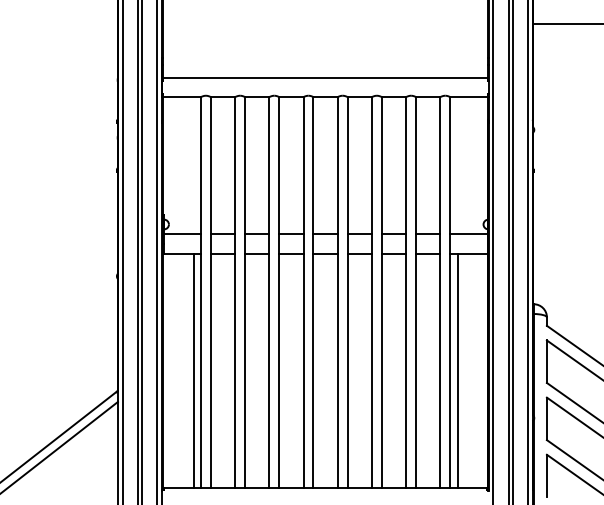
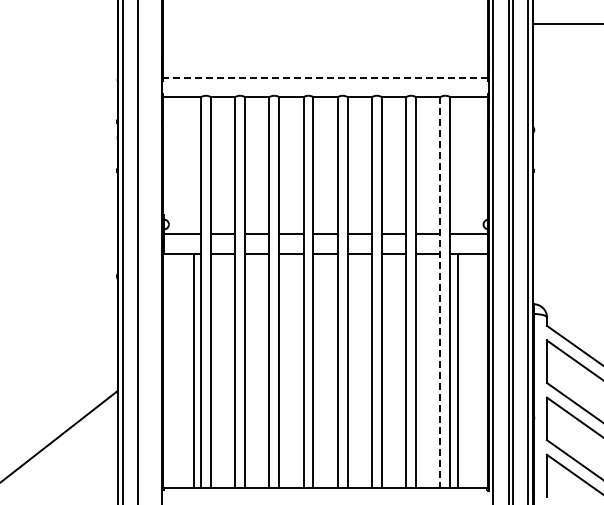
line: solid -> dashed (325, 77)
line: present -> none (141, 251)
line: present -> none (157, 251)
line: solid -> dashed (440, 292)
line: present -> none (59, 446)
